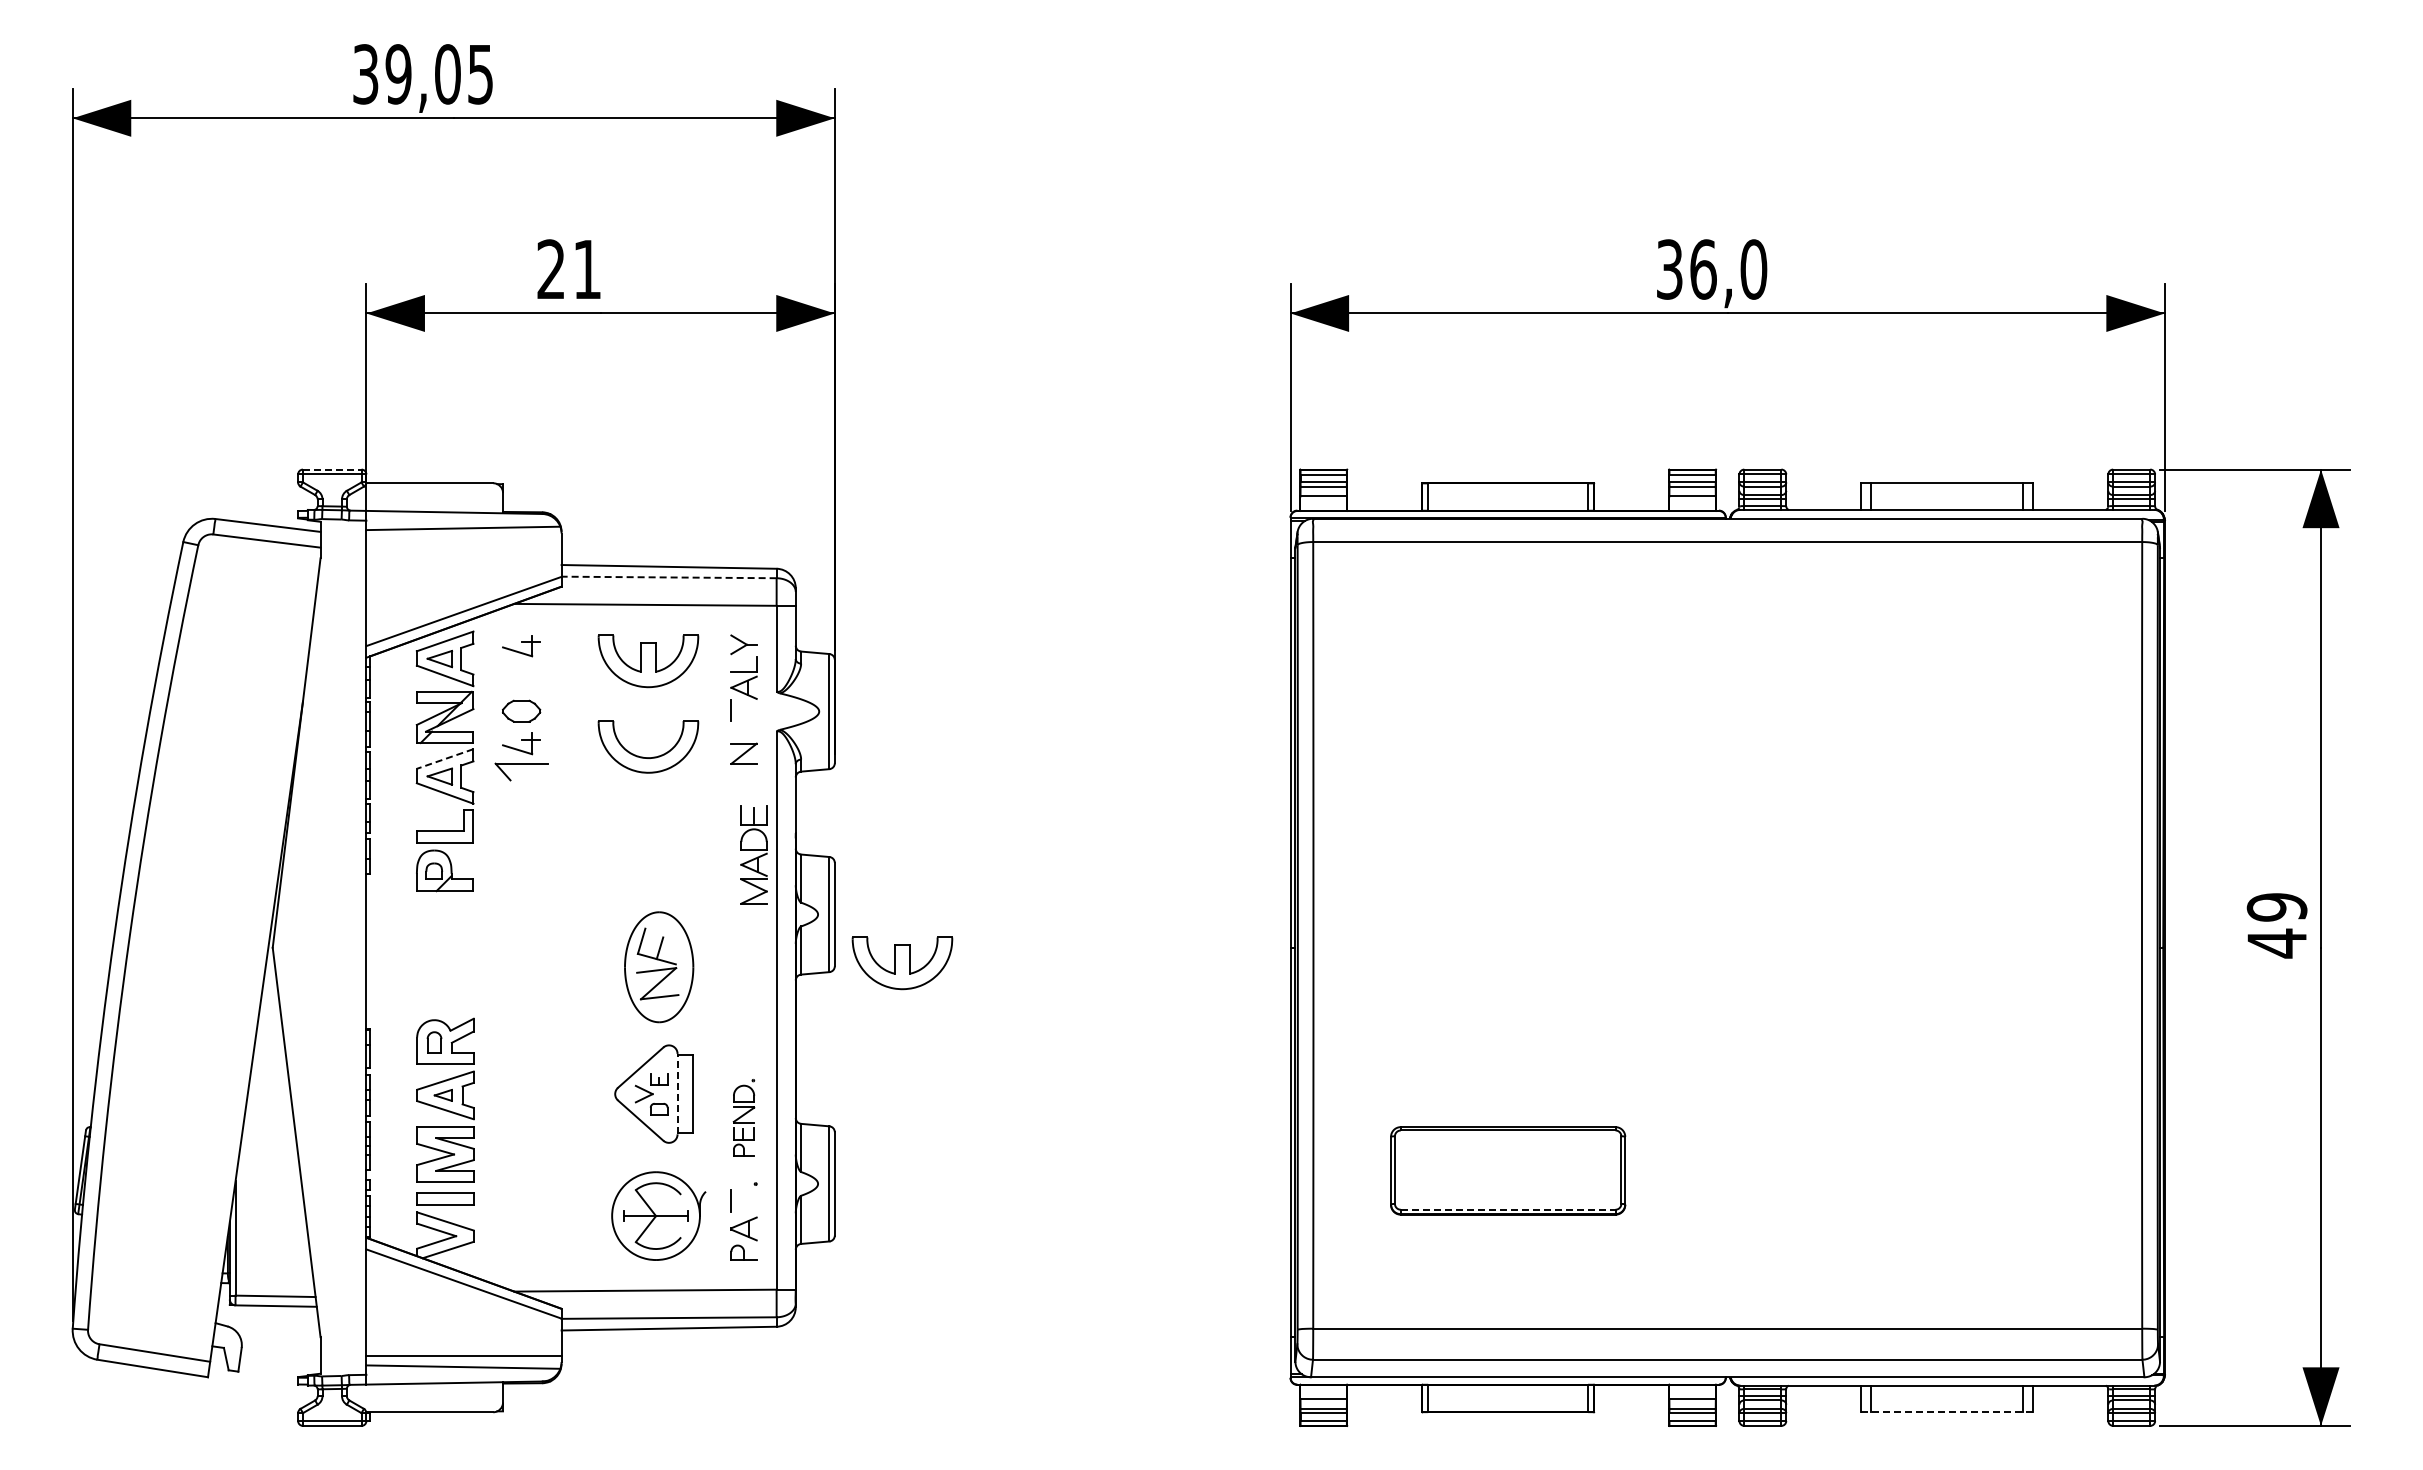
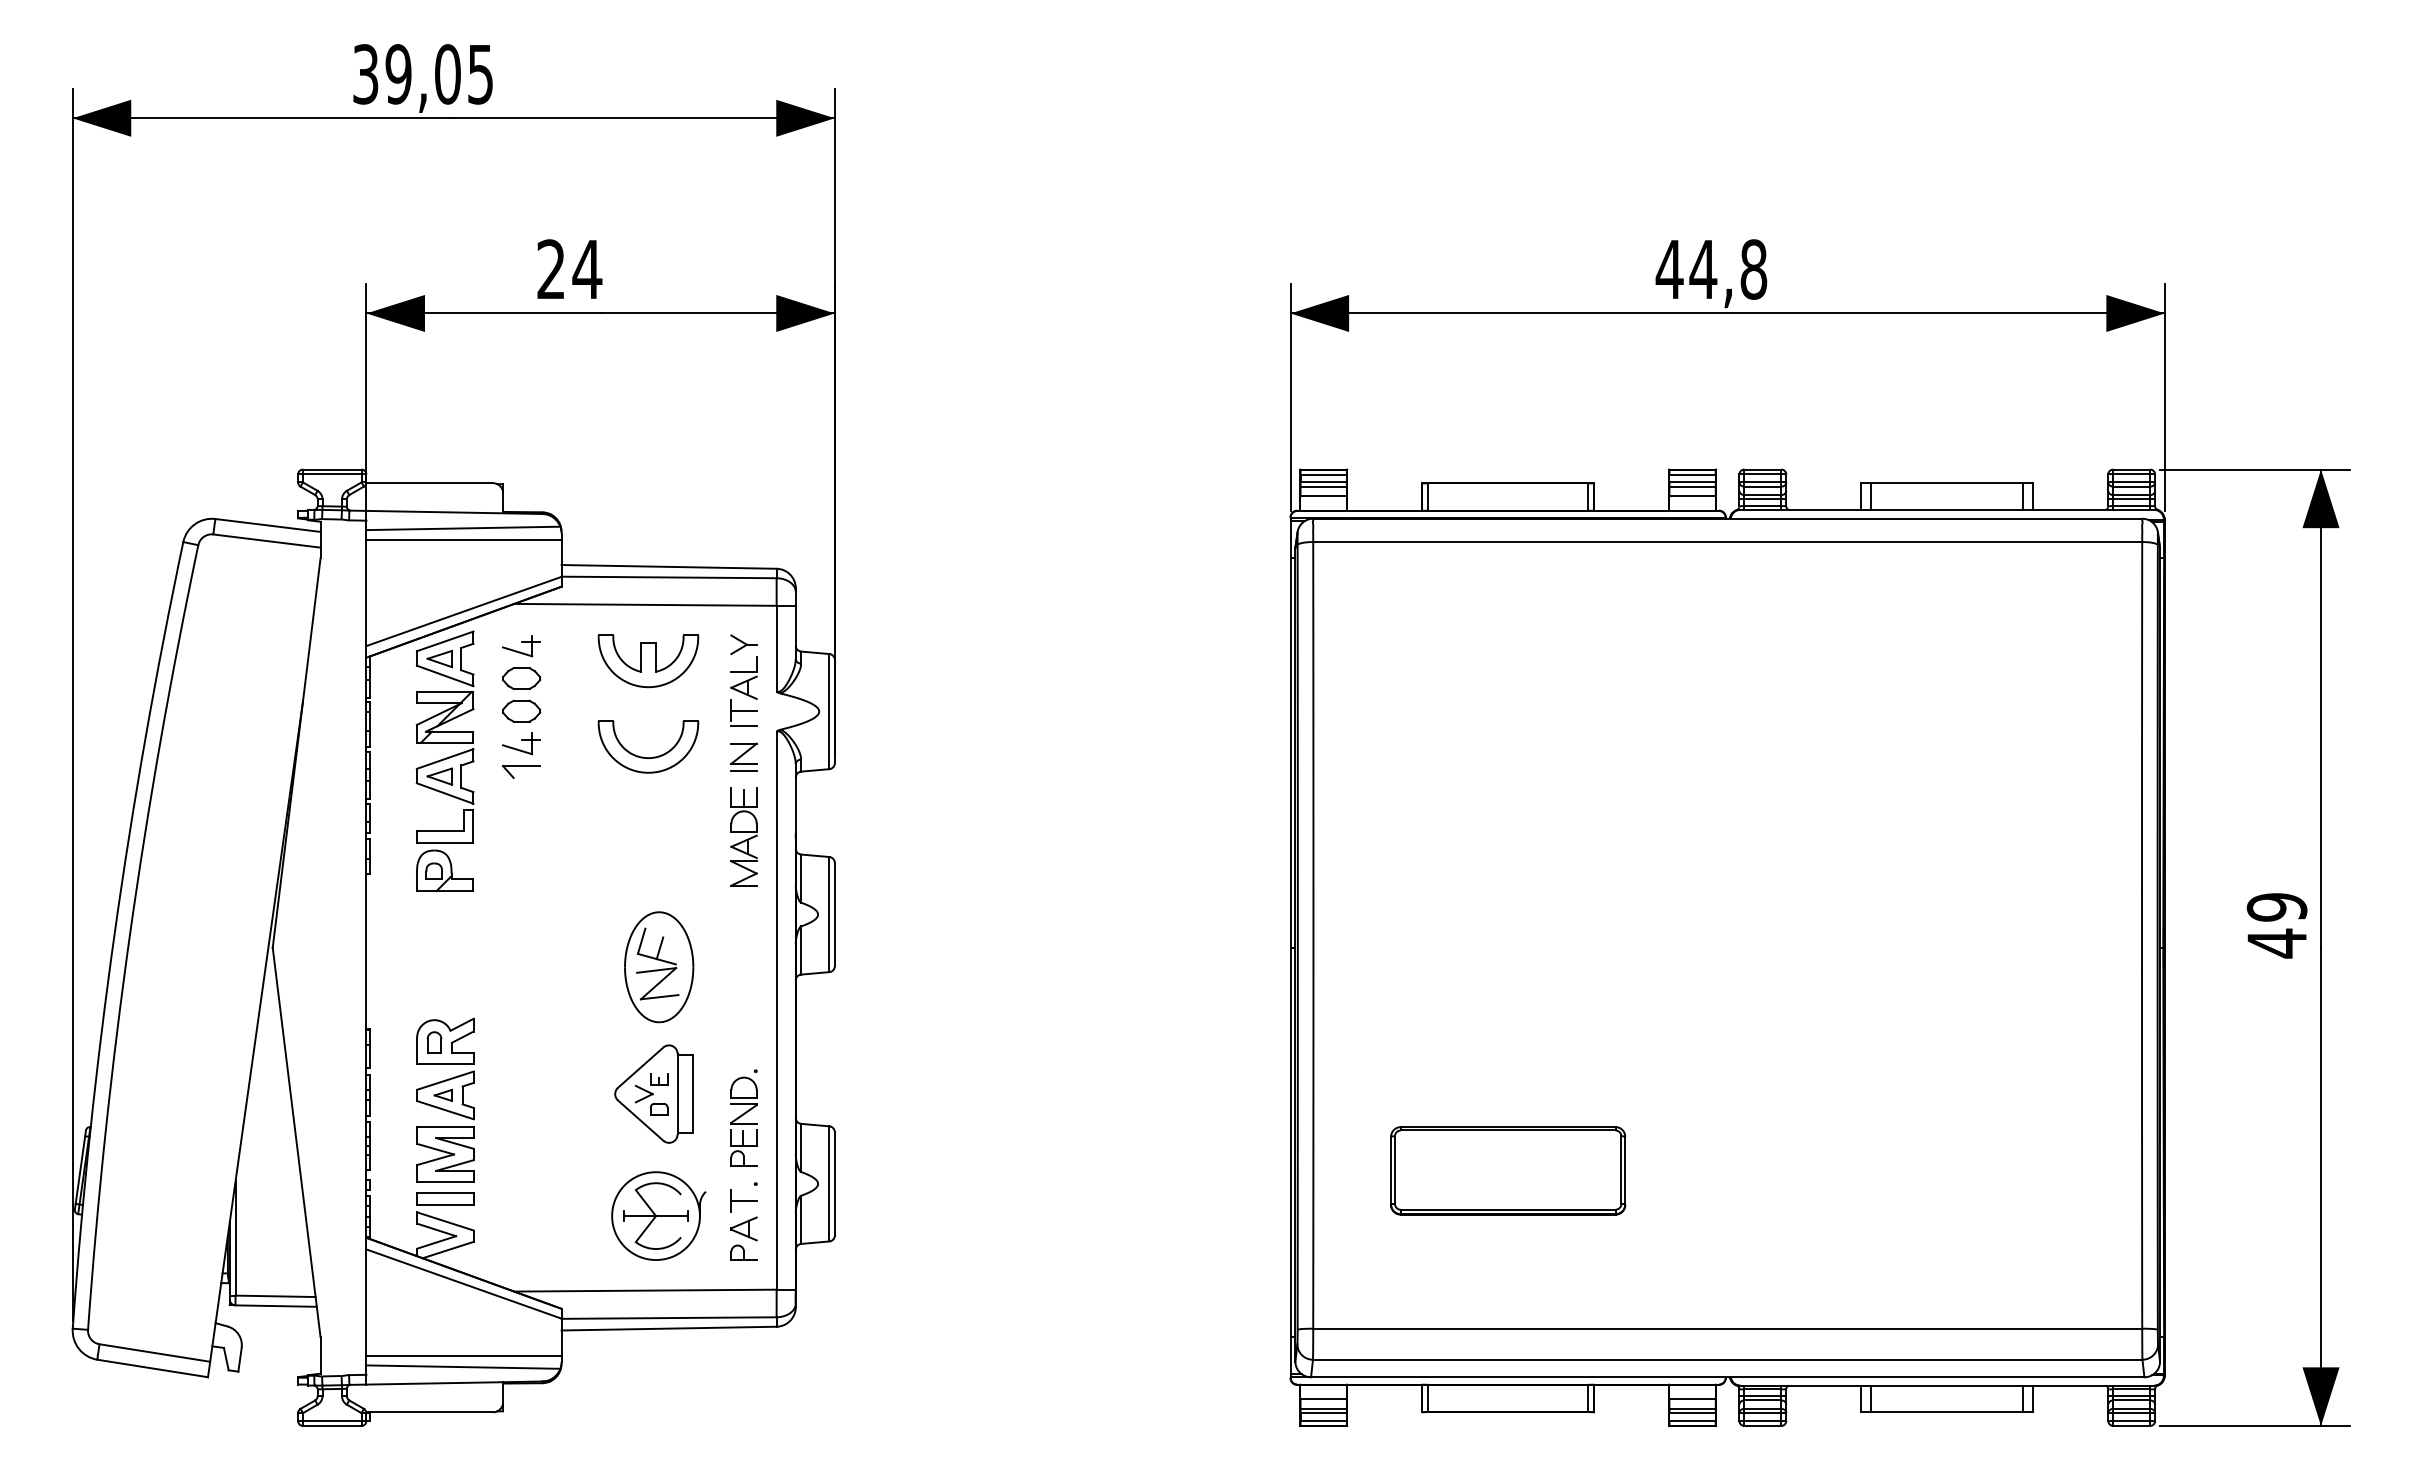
text: 21 -> 24 (587, 269)
text: 36,0 -> 44,8 (1711, 269)
line: dashed -> solid (332, 469)
line: none -> present (463, 539)
line: dashed -> solid (669, 577)
part: none -> present (521, 678)
line: none -> present (743, 710)
line: none -> present (743, 726)
line: dashed -> solid (445, 759)
part size: 55x20 px -> 39x14 px (521, 771)
line: none -> present (743, 771)
part position: (753, 854) -> (743, 836) (743, 836)
part: present -> none (902, 963)
line: dashed -> solid (677, 1093)
part size: 24x78 px -> 28x98 px (743, 1117)
line: none -> present (743, 1201)
line: dashed -> solid (1508, 1209)
line: dashed -> solid (1947, 1412)
